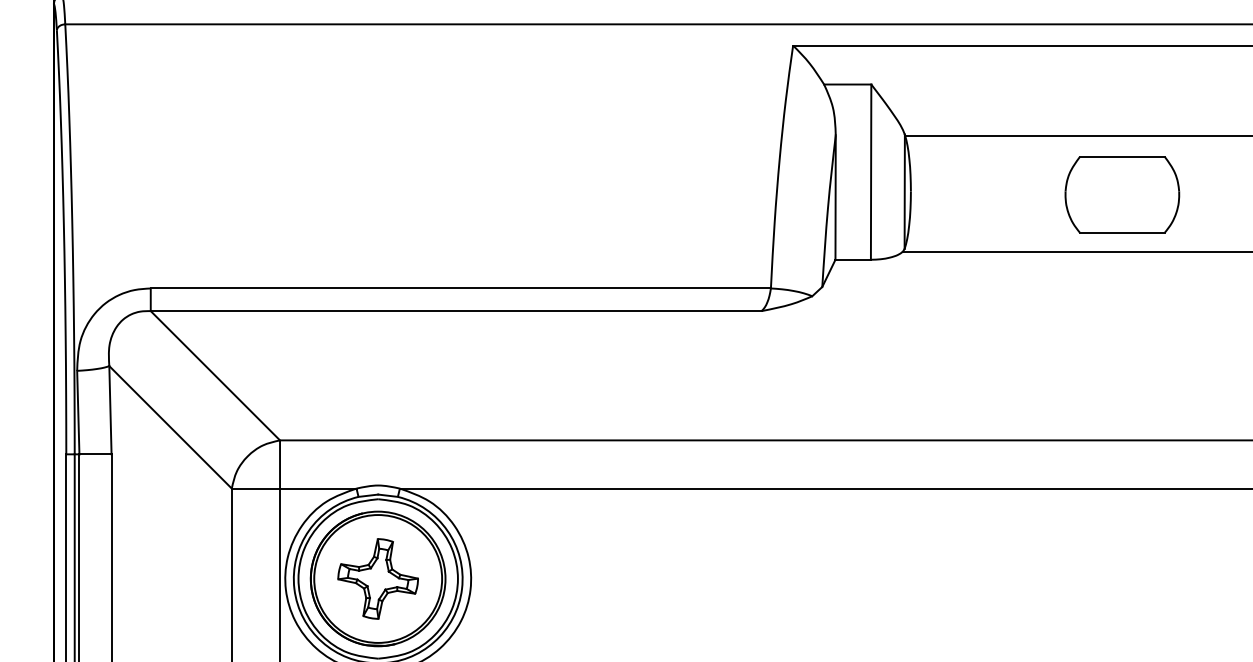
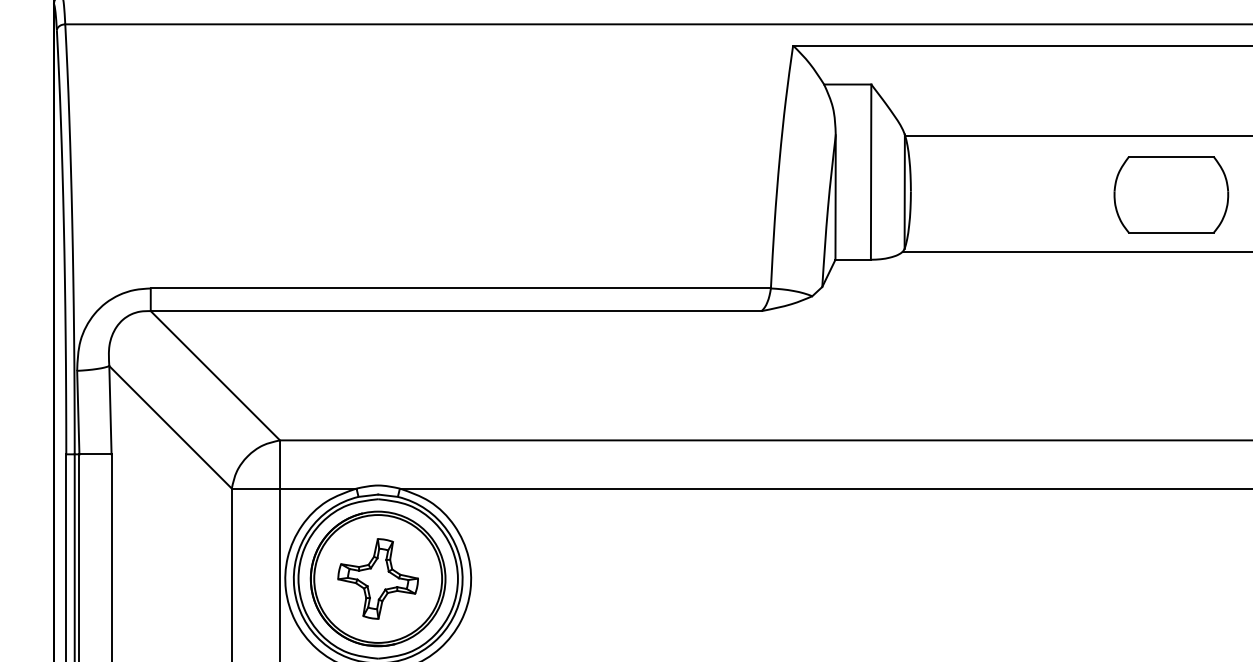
part position: (1122, 194) -> (1171, 194) (1171, 194)
